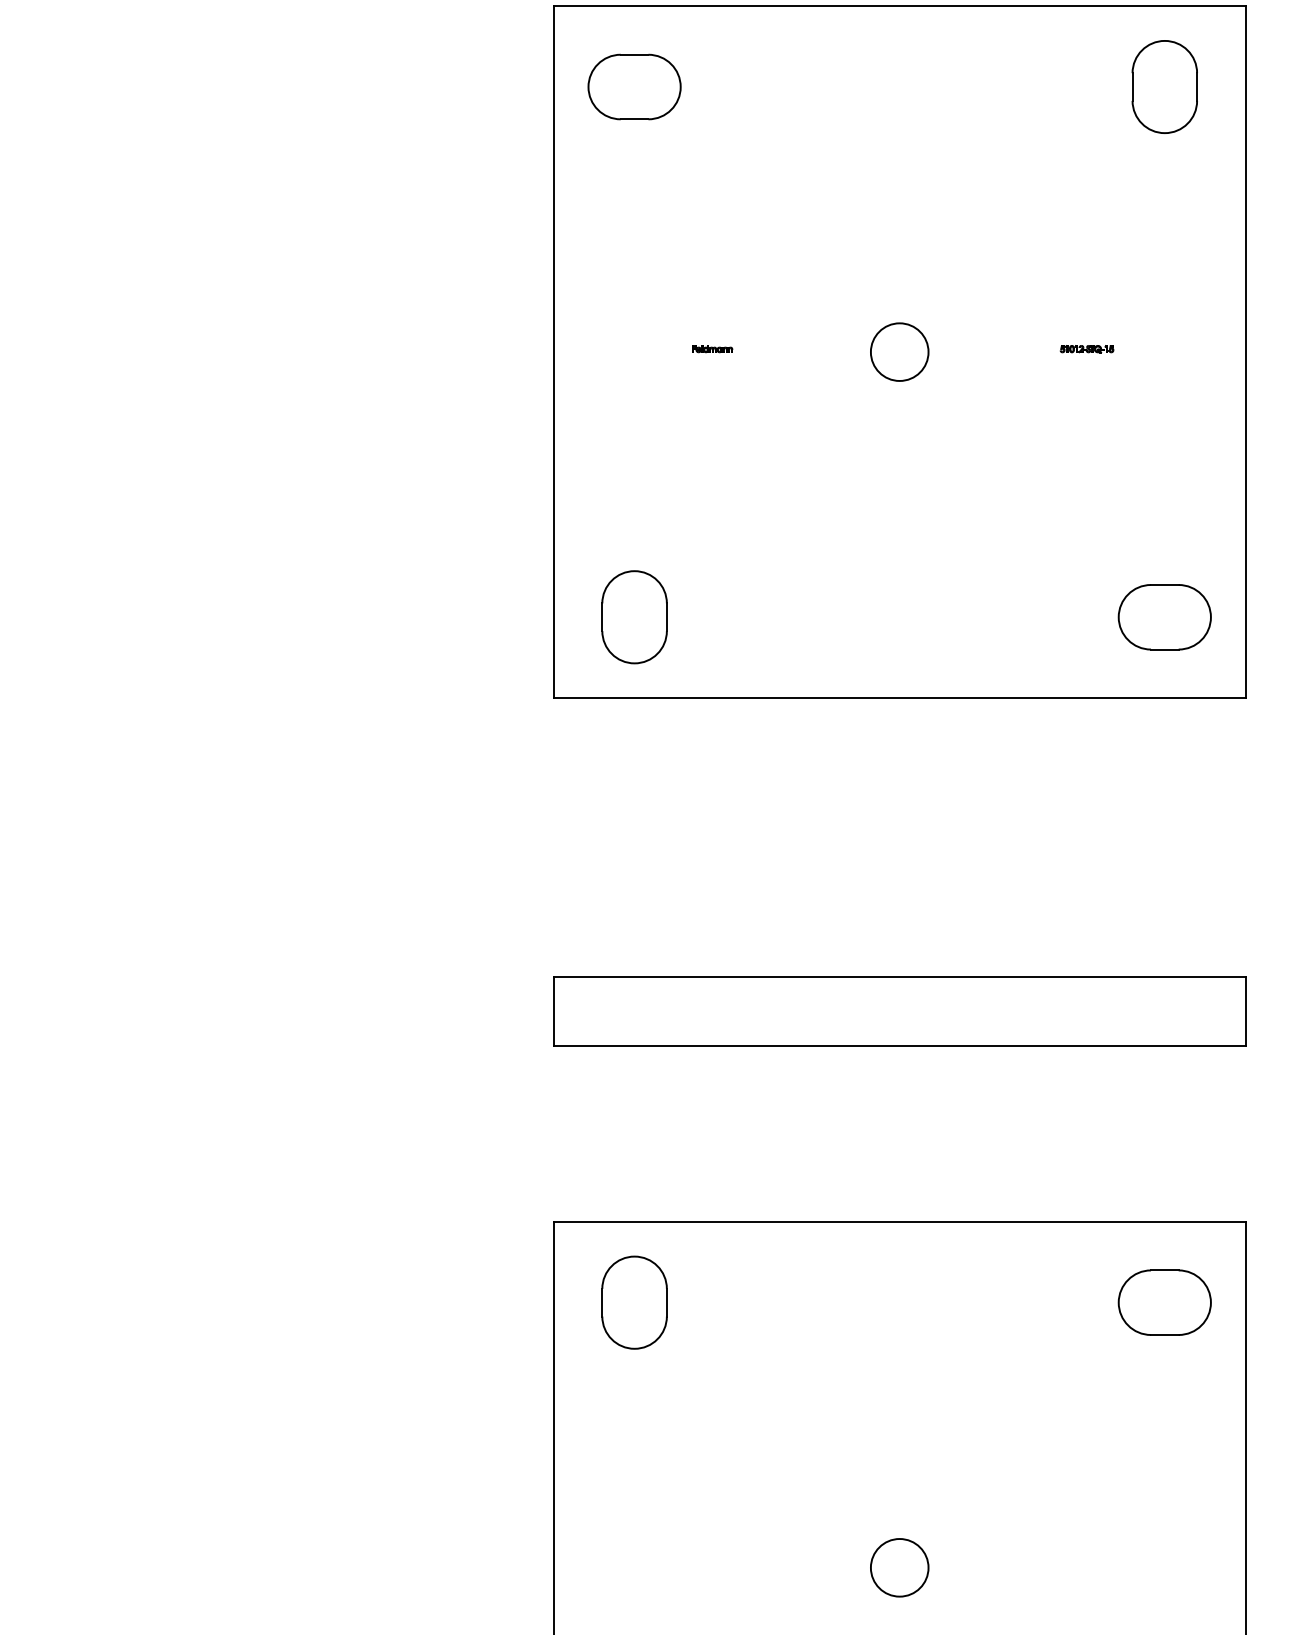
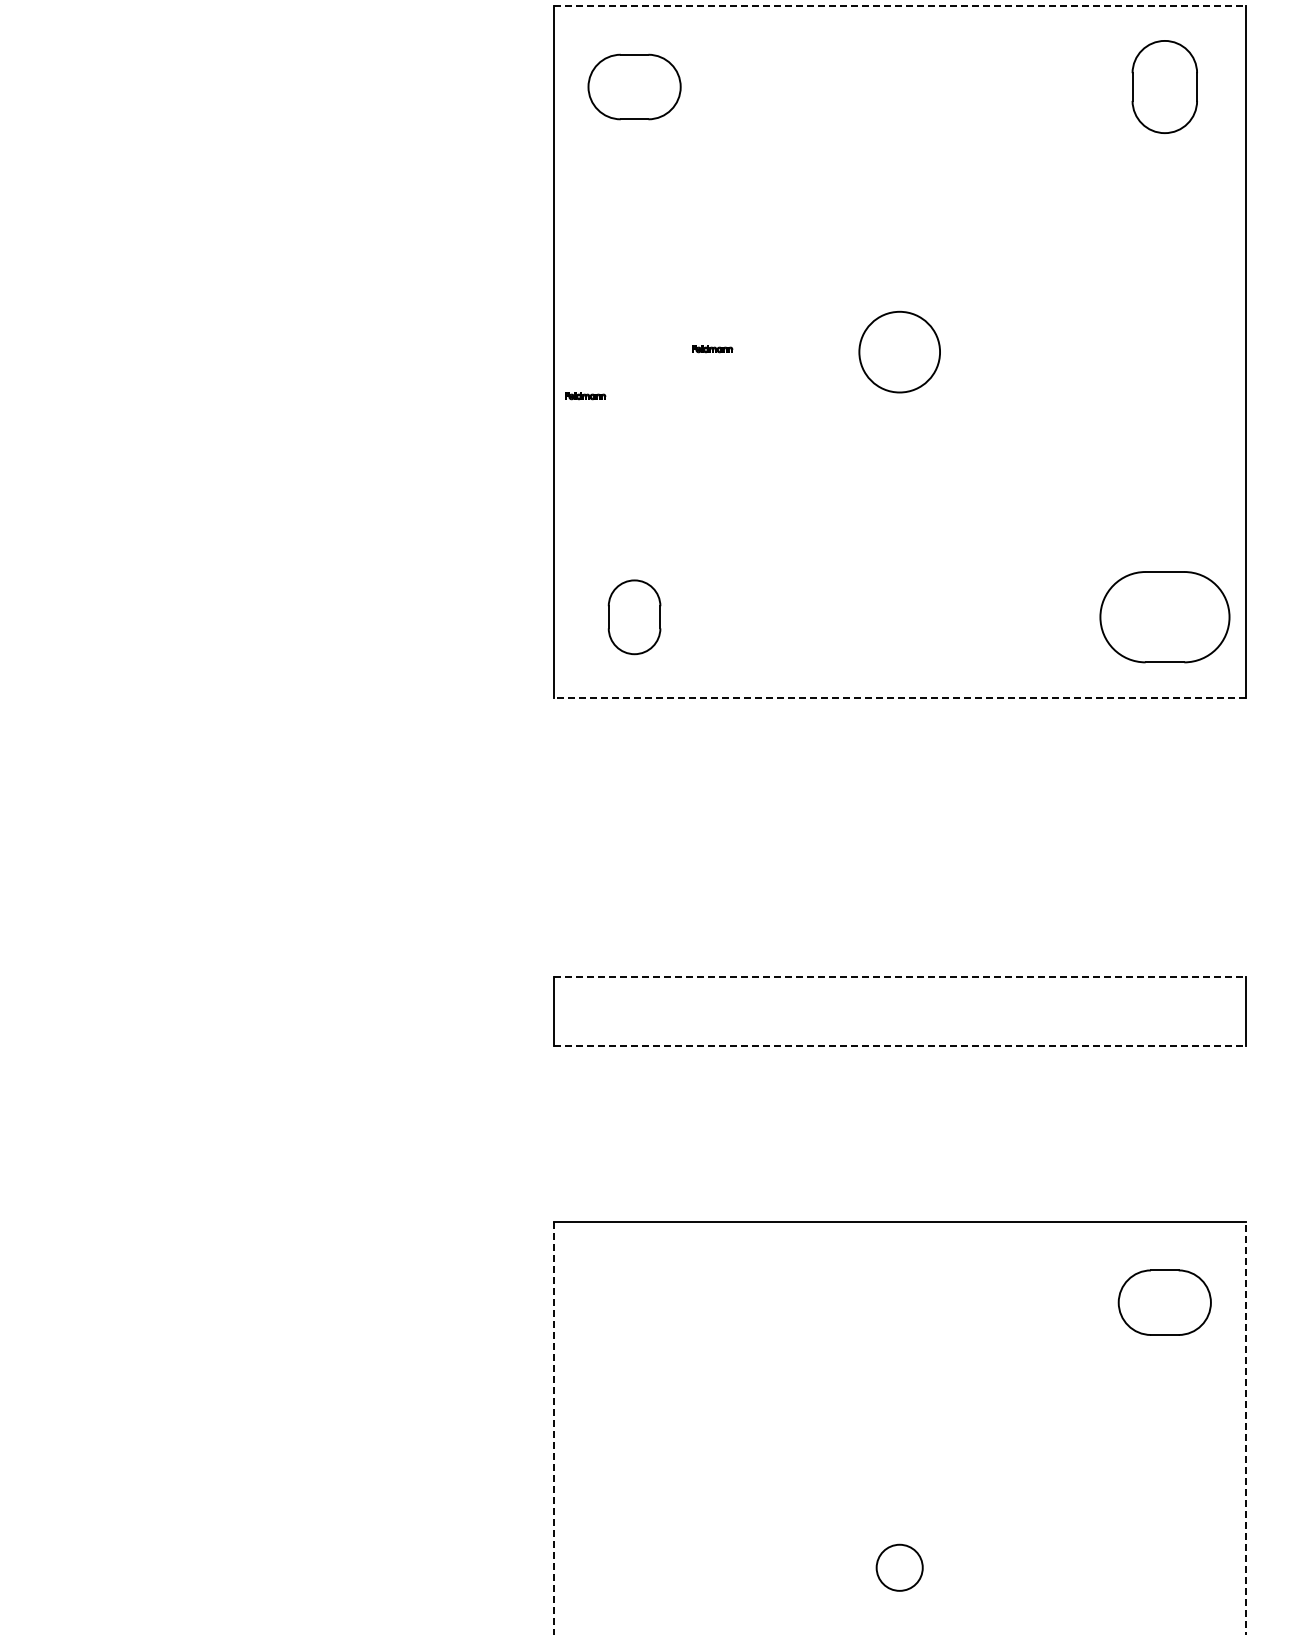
line: solid -> dashed (899, 6)
part: present -> none (1086, 349)
circle diameter: 58 px -> 81 px (899, 351)
part: none -> present (585, 396)
part size: 67x95 px -> 55x77 px (634, 617)
part size: 95x67 px -> 132x93 px (1164, 617)
line: solid -> dashed (899, 697)
line: solid -> dashed (899, 977)
line: solid -> dashed (899, 1046)
part: present -> none (634, 1302)
line: solid -> dashed (1245, 1427)
line: solid -> dashed (553, 1428)
circle diameter: 58 px -> 46 px (899, 1567)
